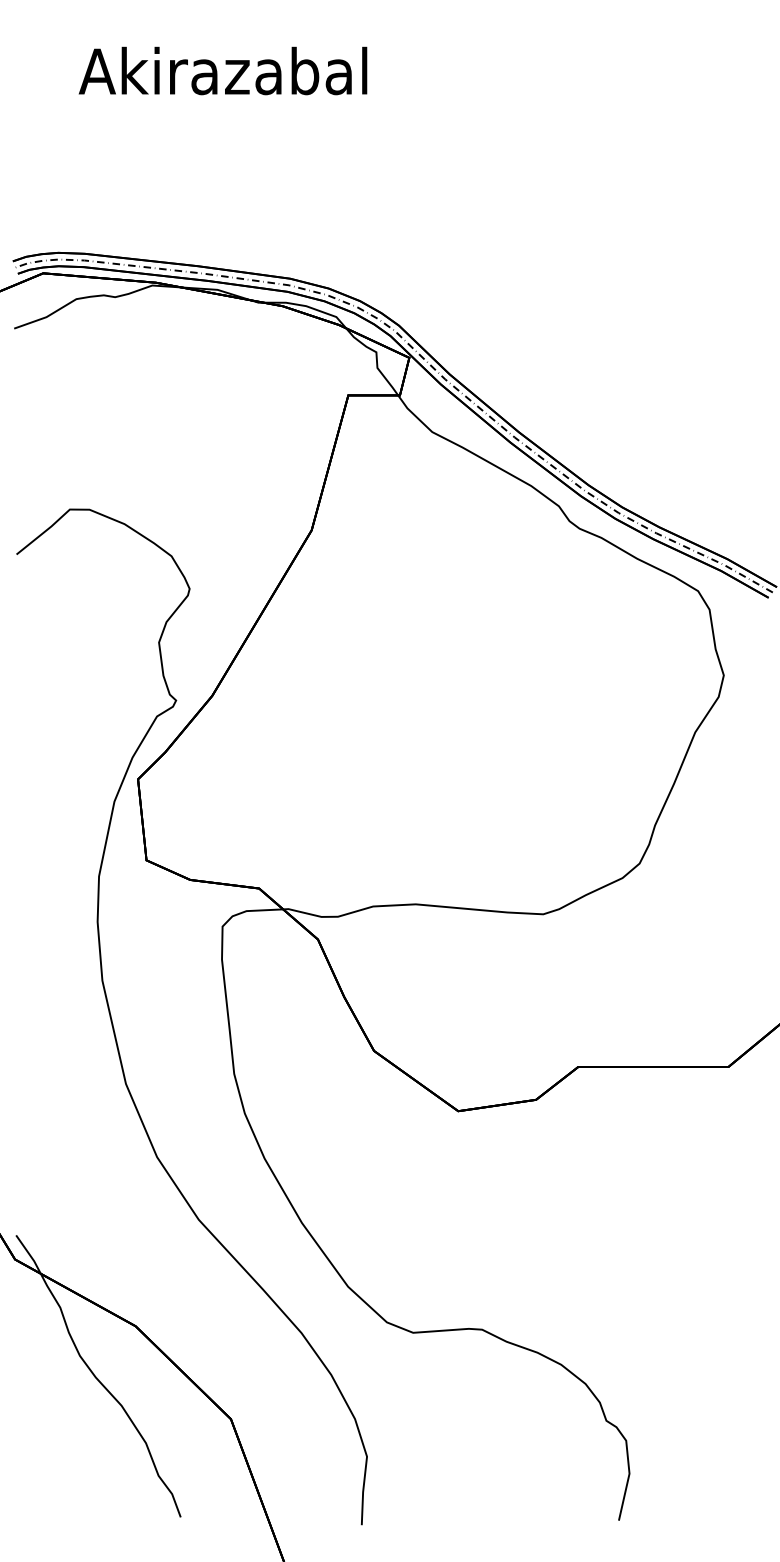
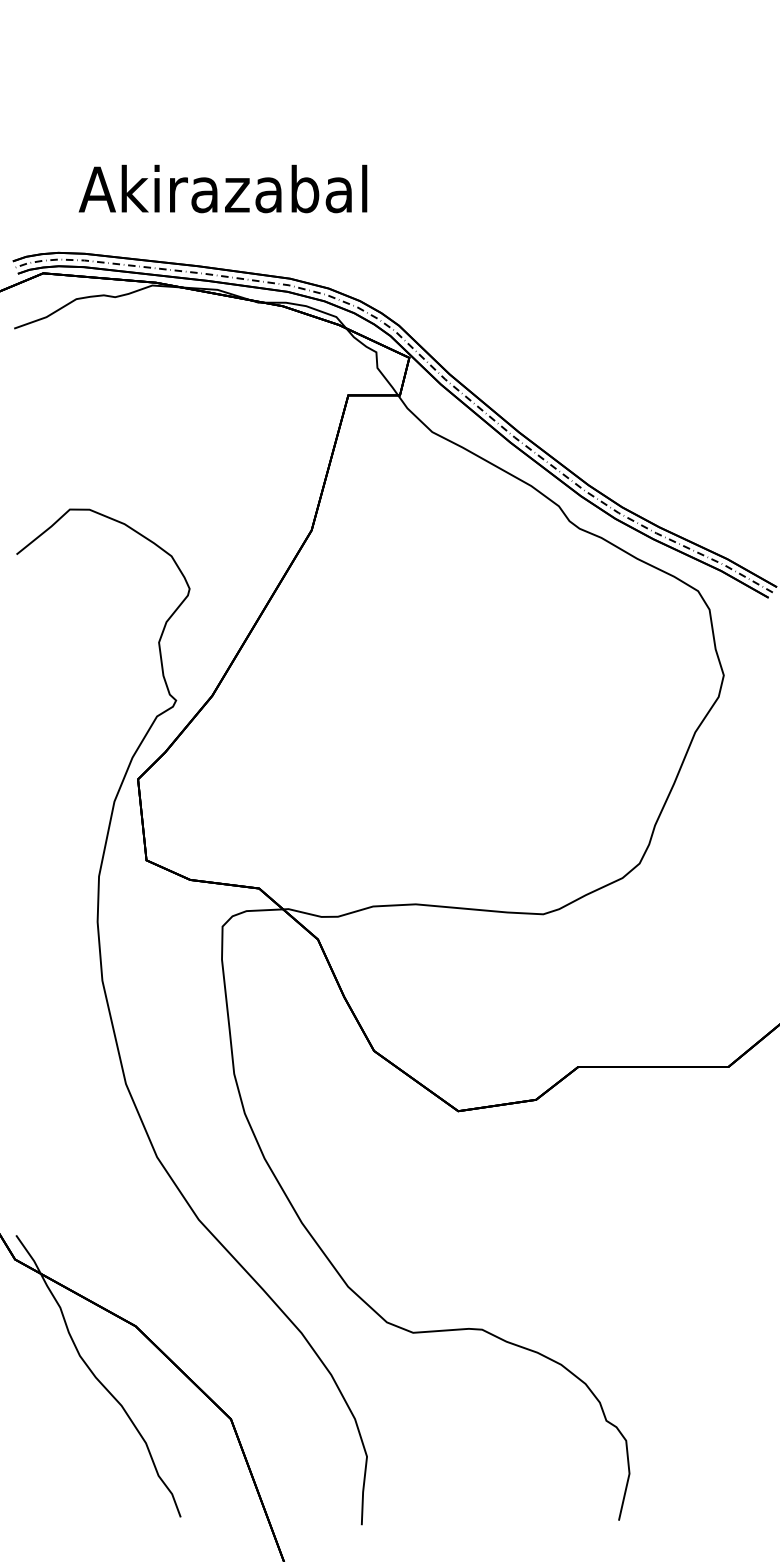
text position: (222, 70) -> (222, 188) (222, 188)
